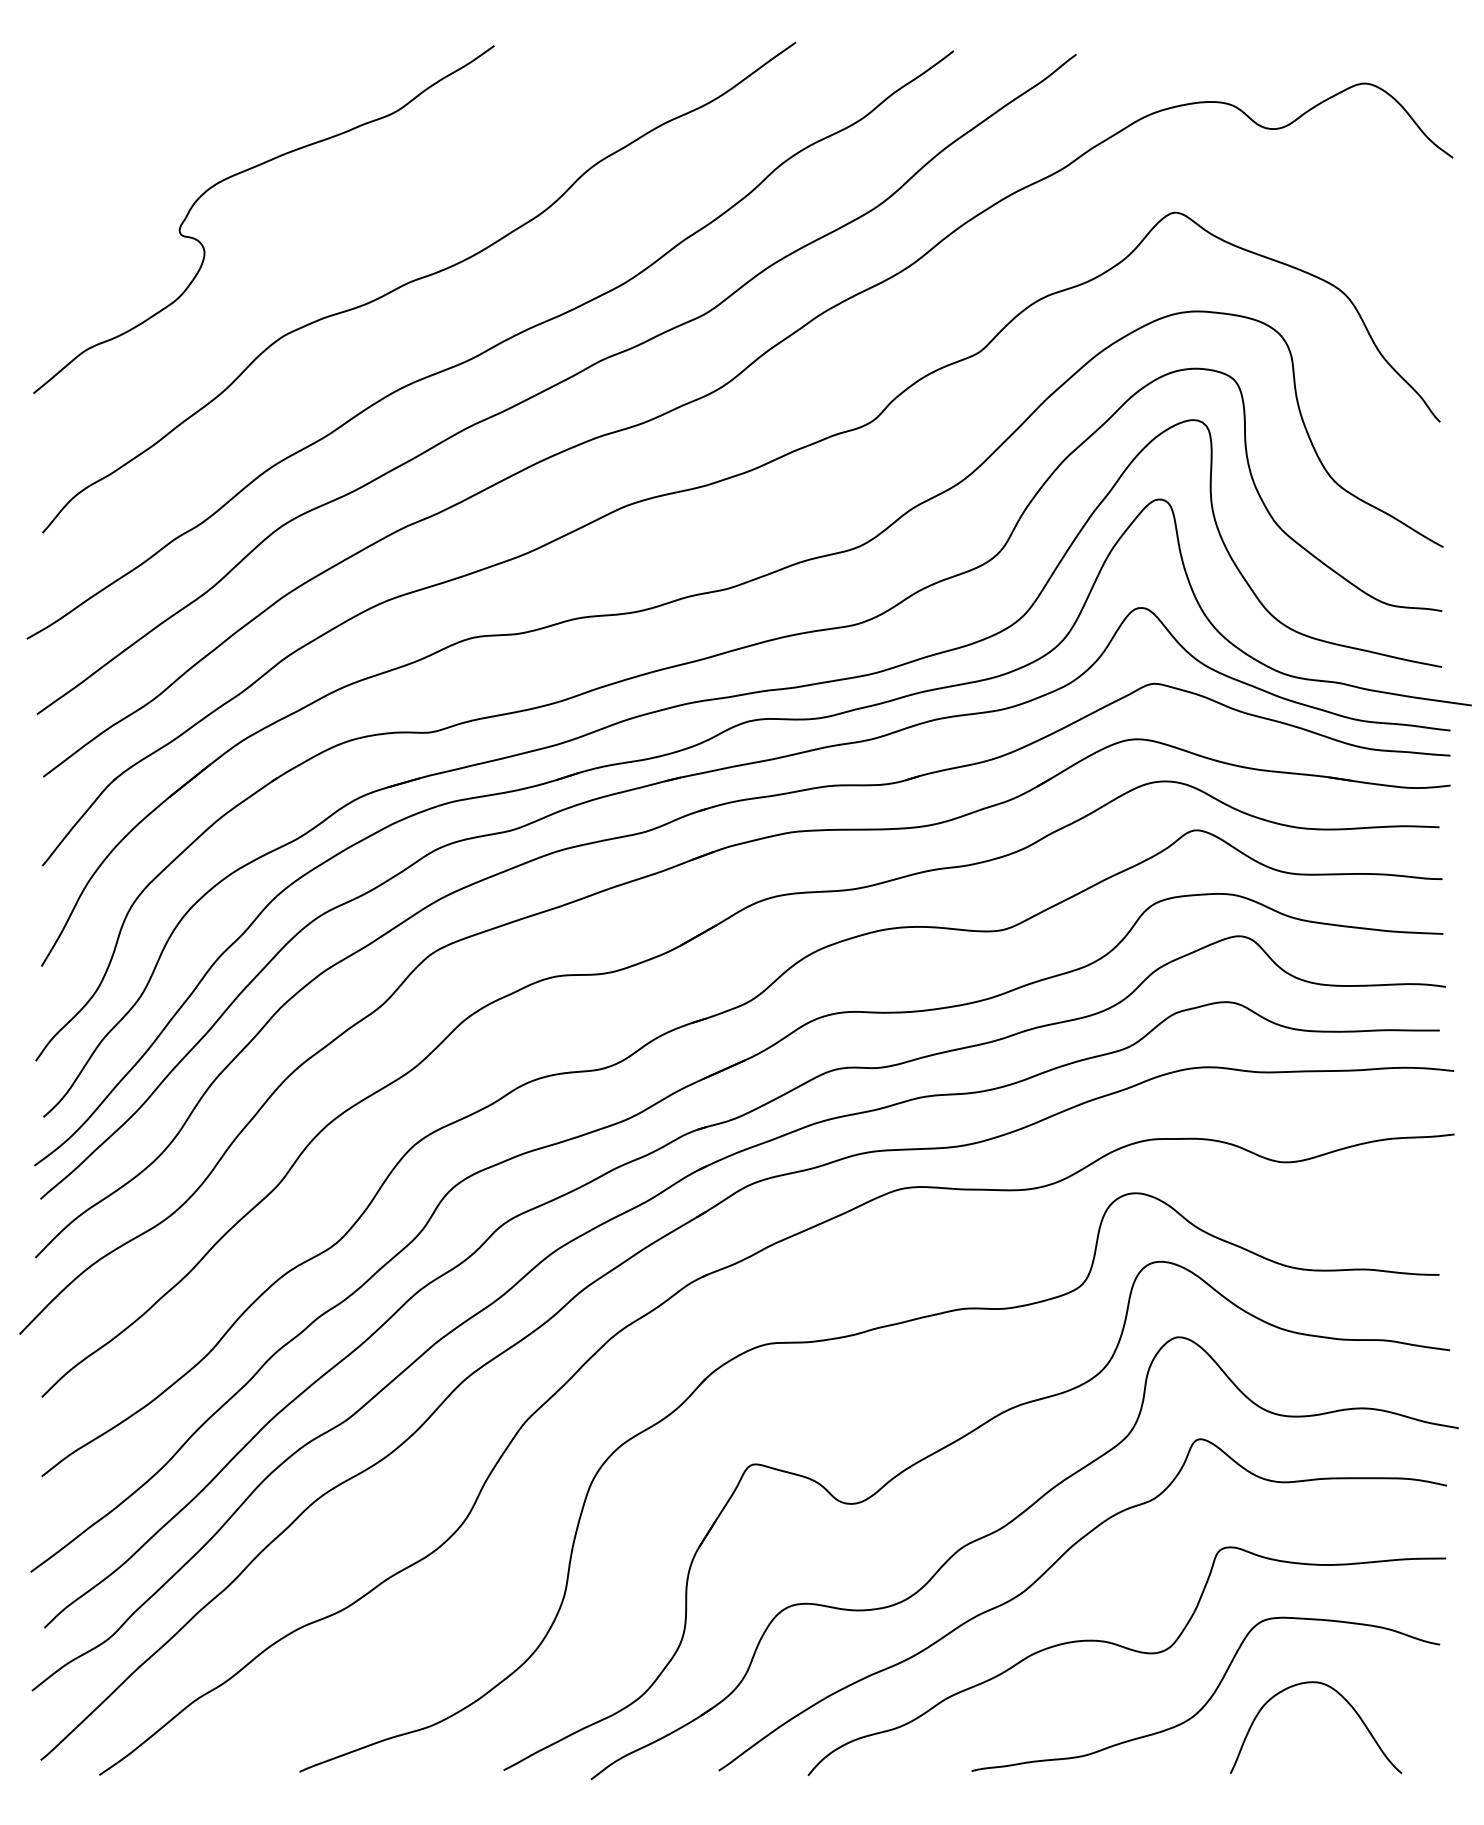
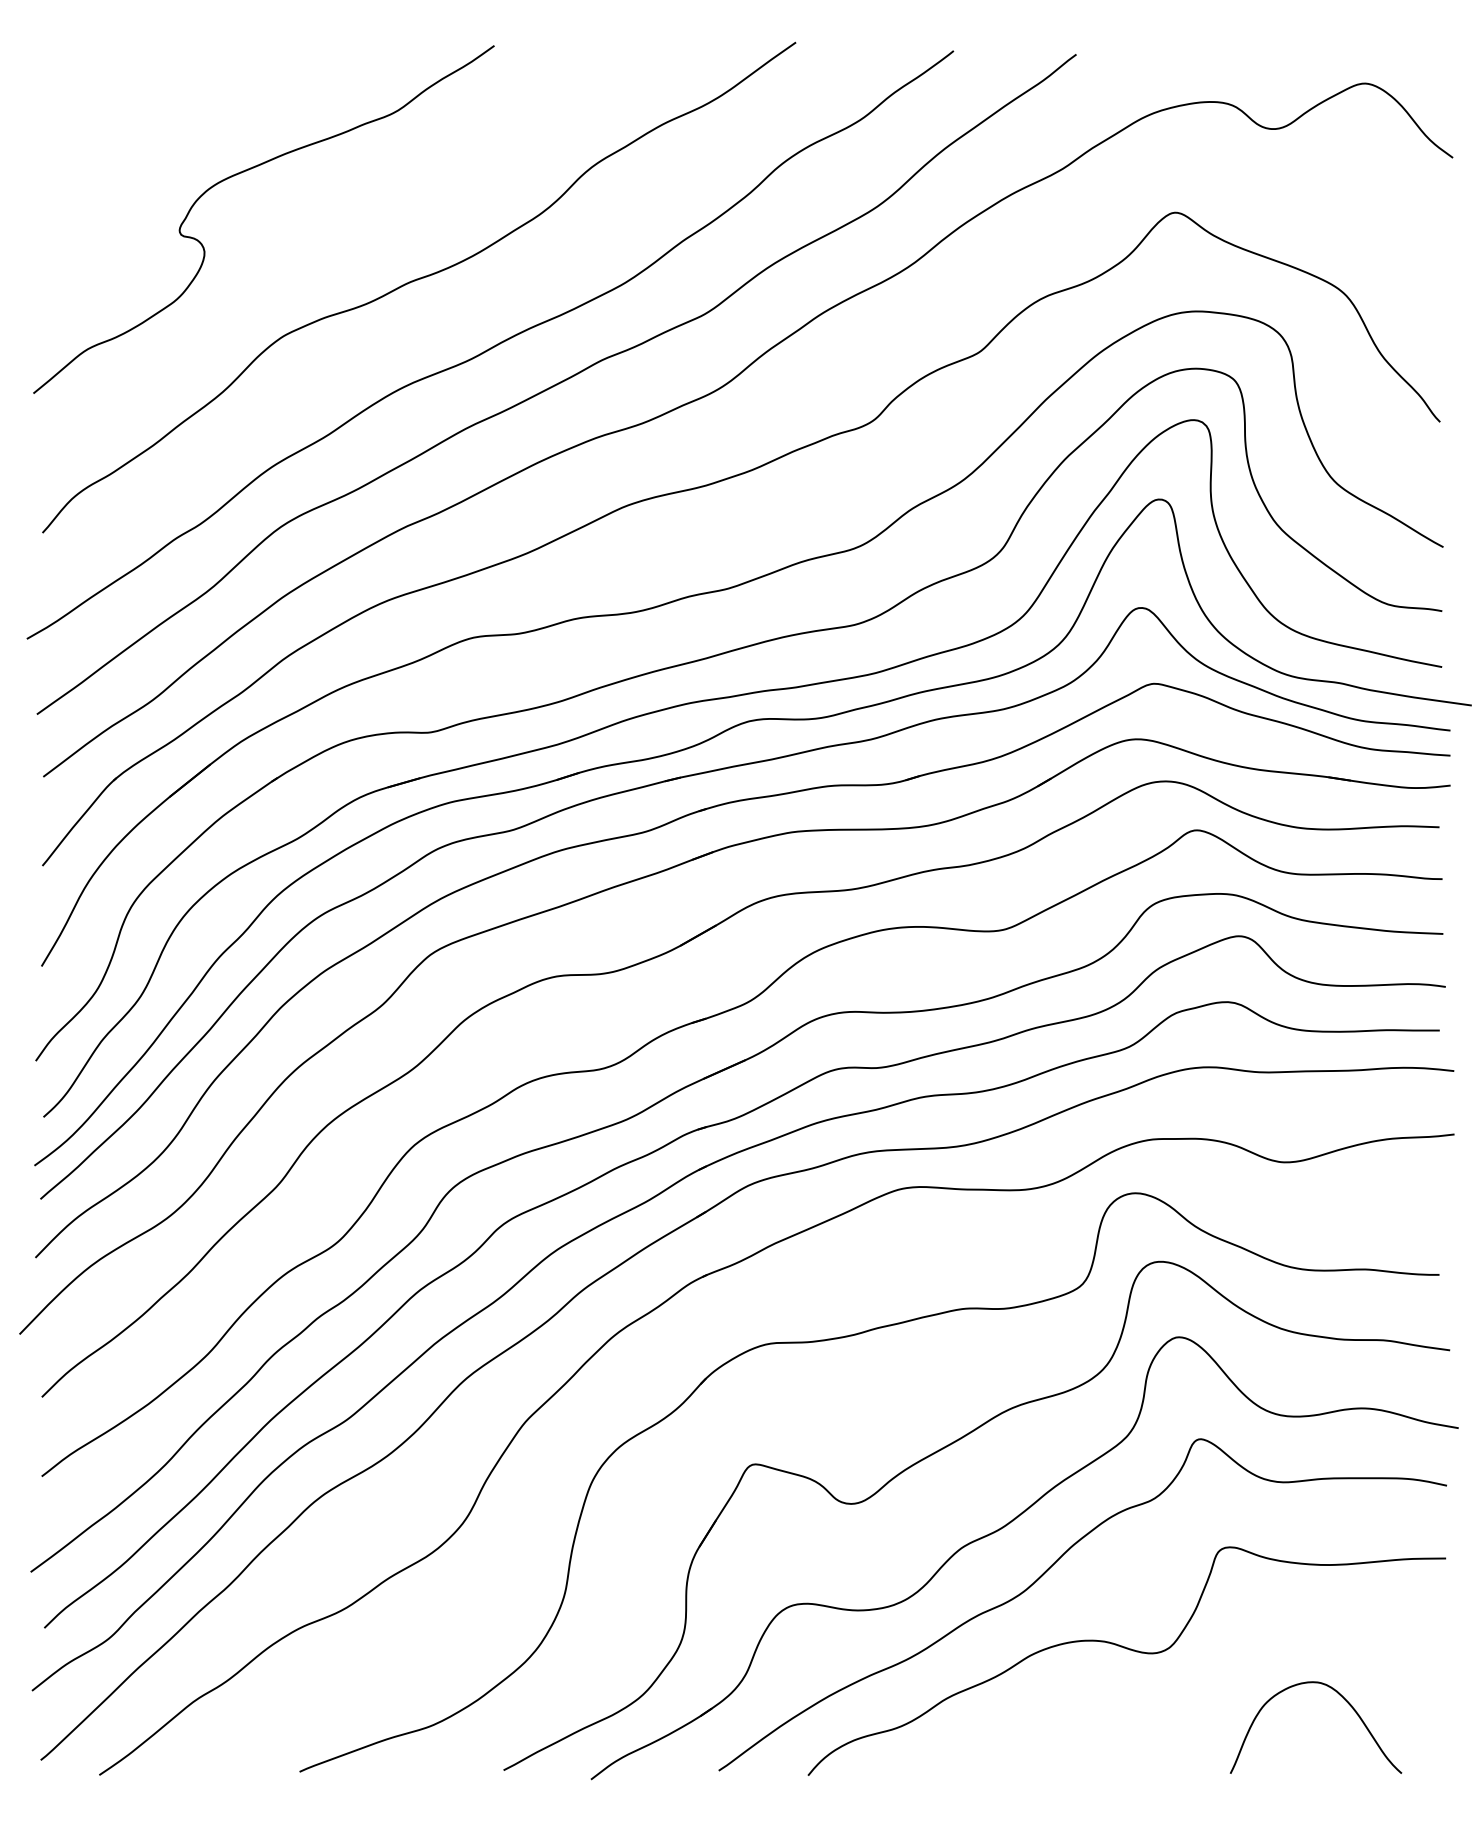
curve: present -> none (1209, 1697)
